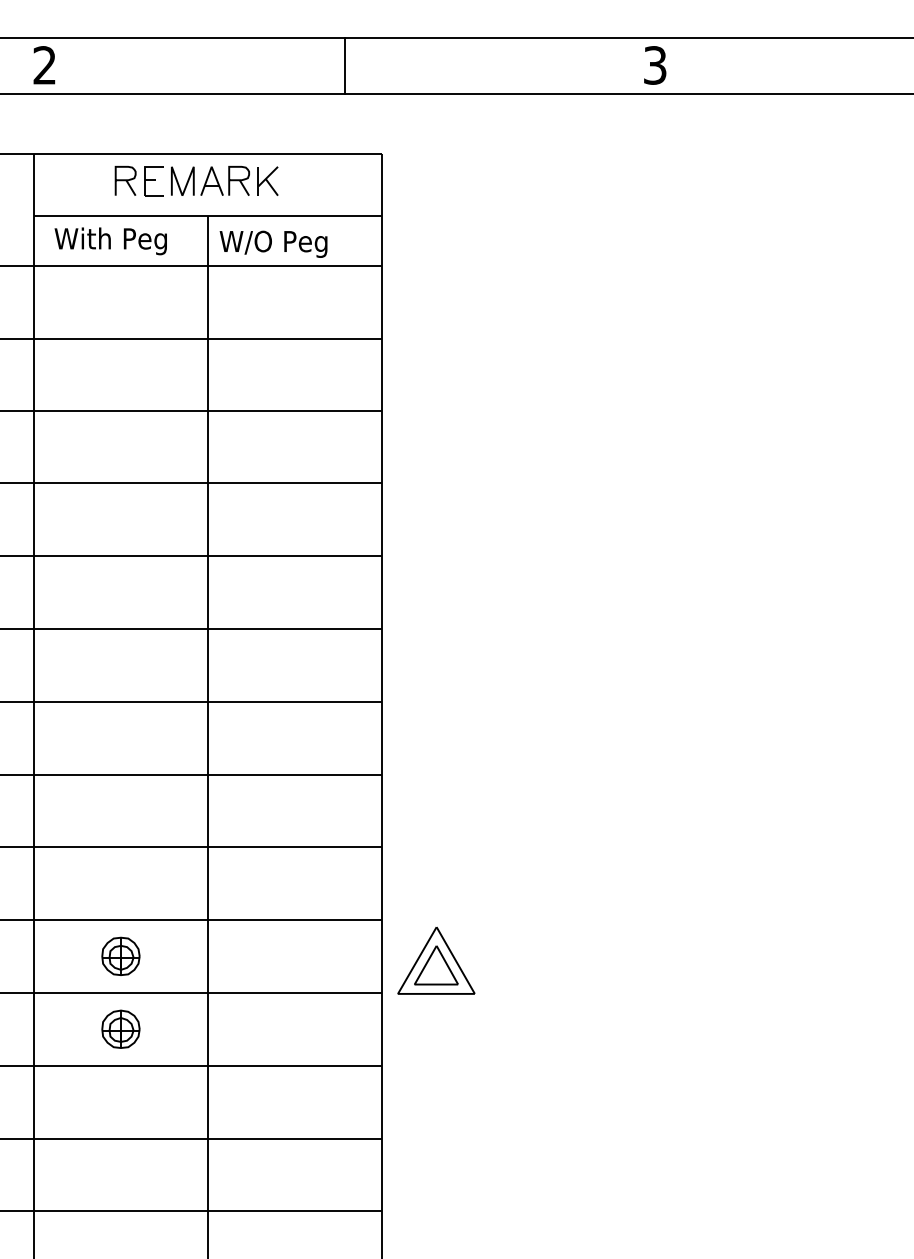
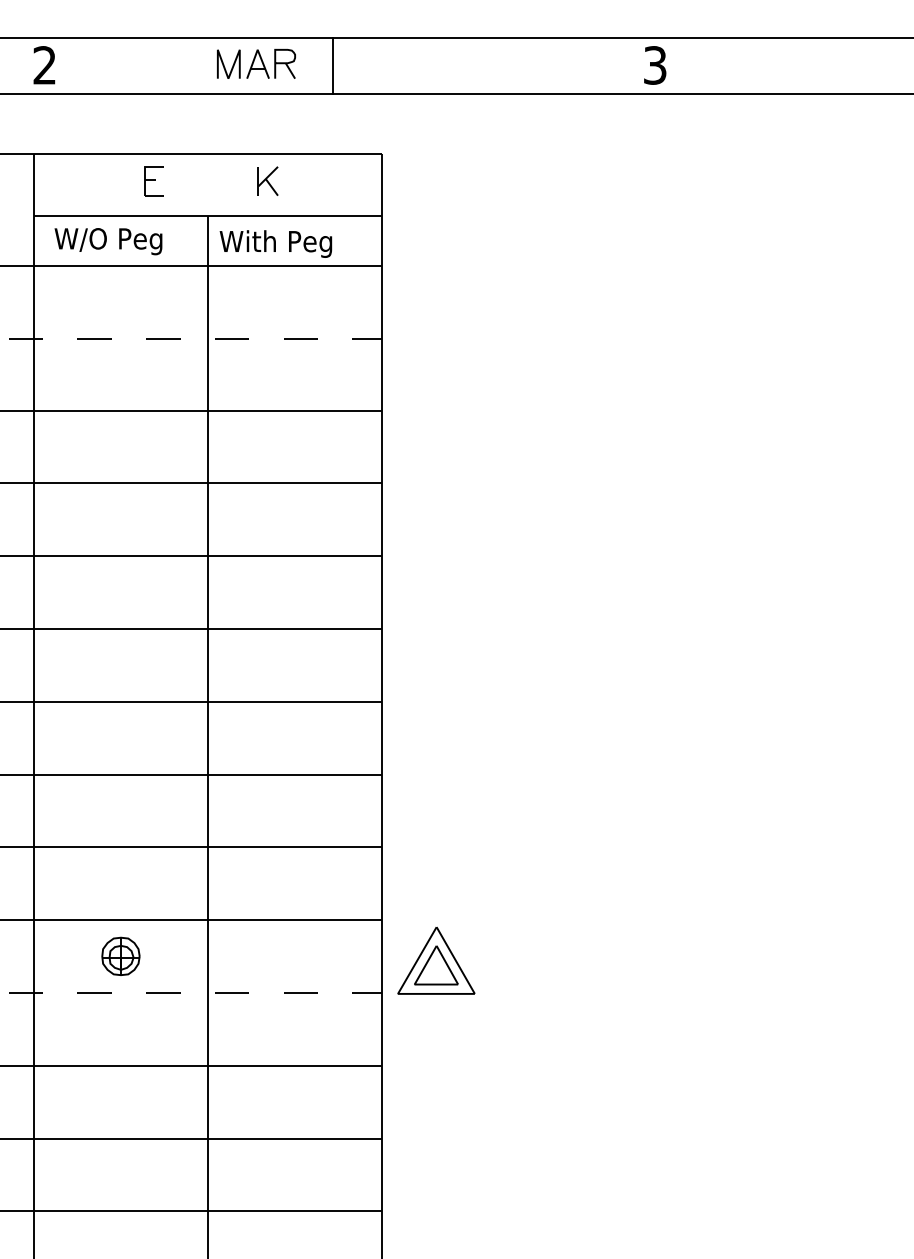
line position: (344, 65) -> (332, 65) (332, 65)
part: present -> none (125, 180)
part position: (210, 180) -> (256, 63) (256, 63)
text: With Peg -> W/O Peg (122, 241)
text: W/O Peg -> With Peg (288, 243)
line: solid -> dashed (191, 338)
line: solid -> dashed (191, 993)
part: present -> none (120, 1028)
